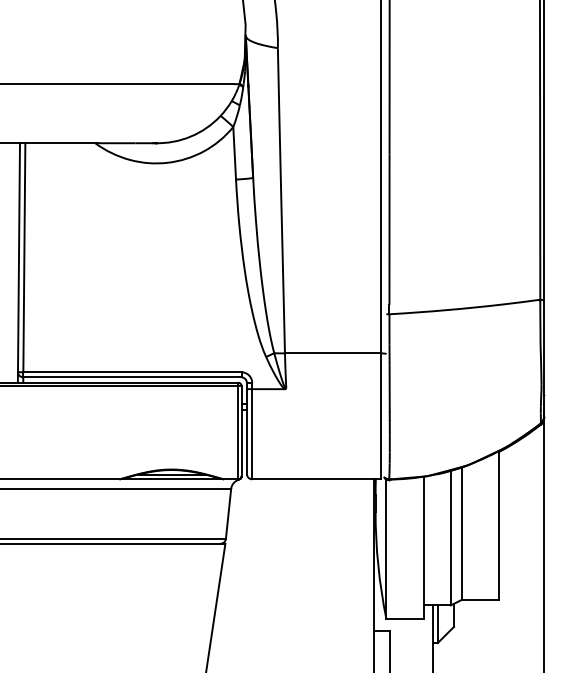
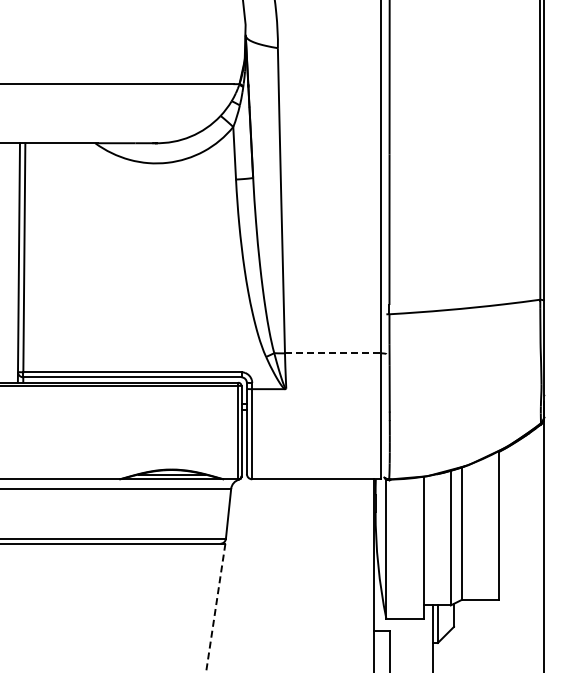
line: solid -> dashed (333, 353)
line: solid -> dashed (215, 607)
